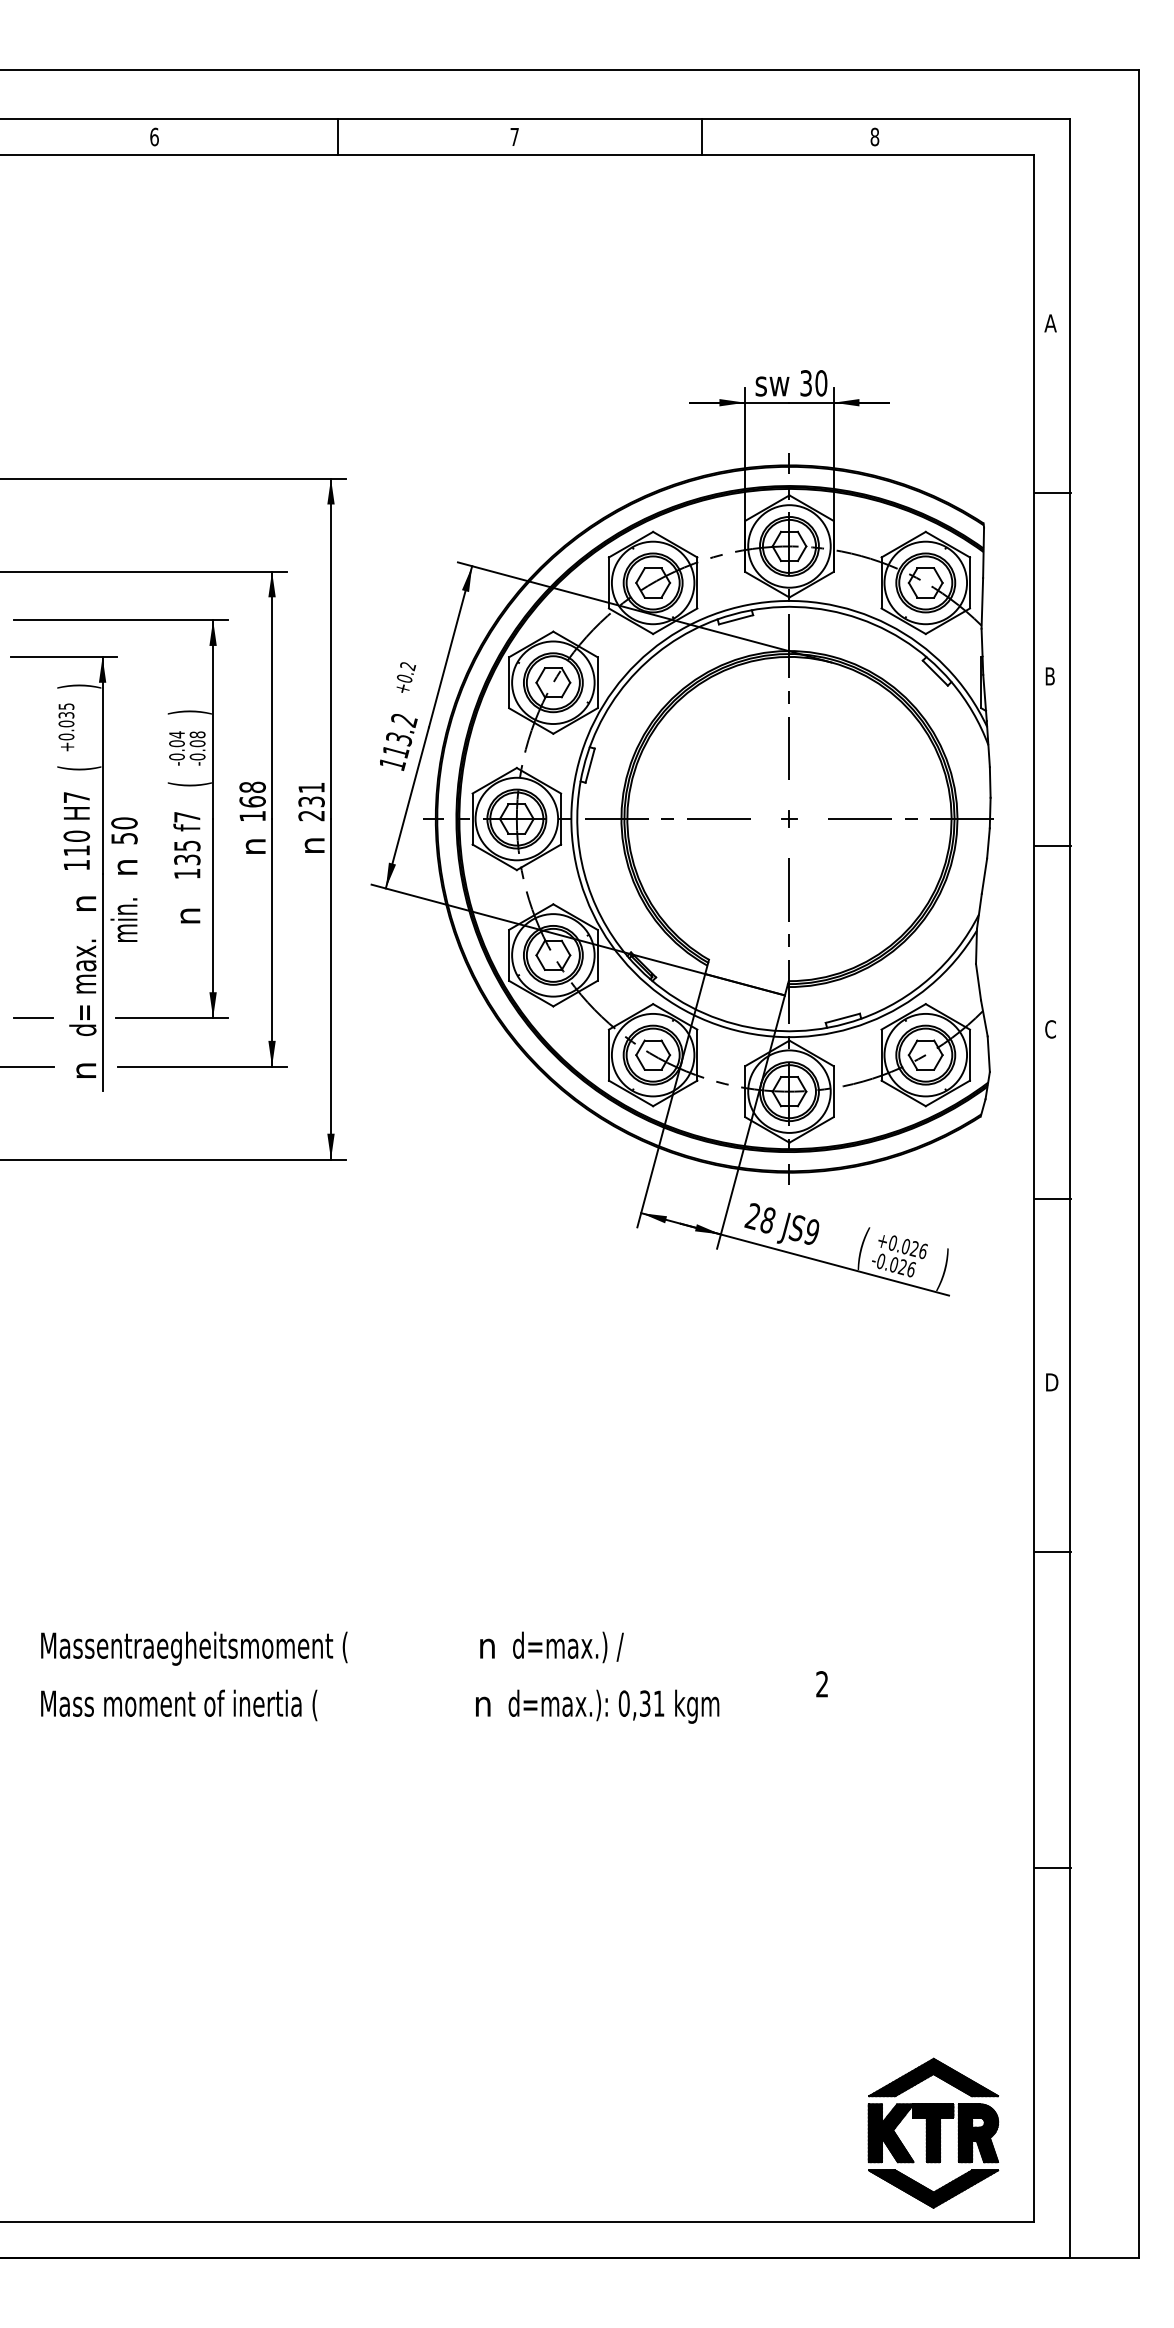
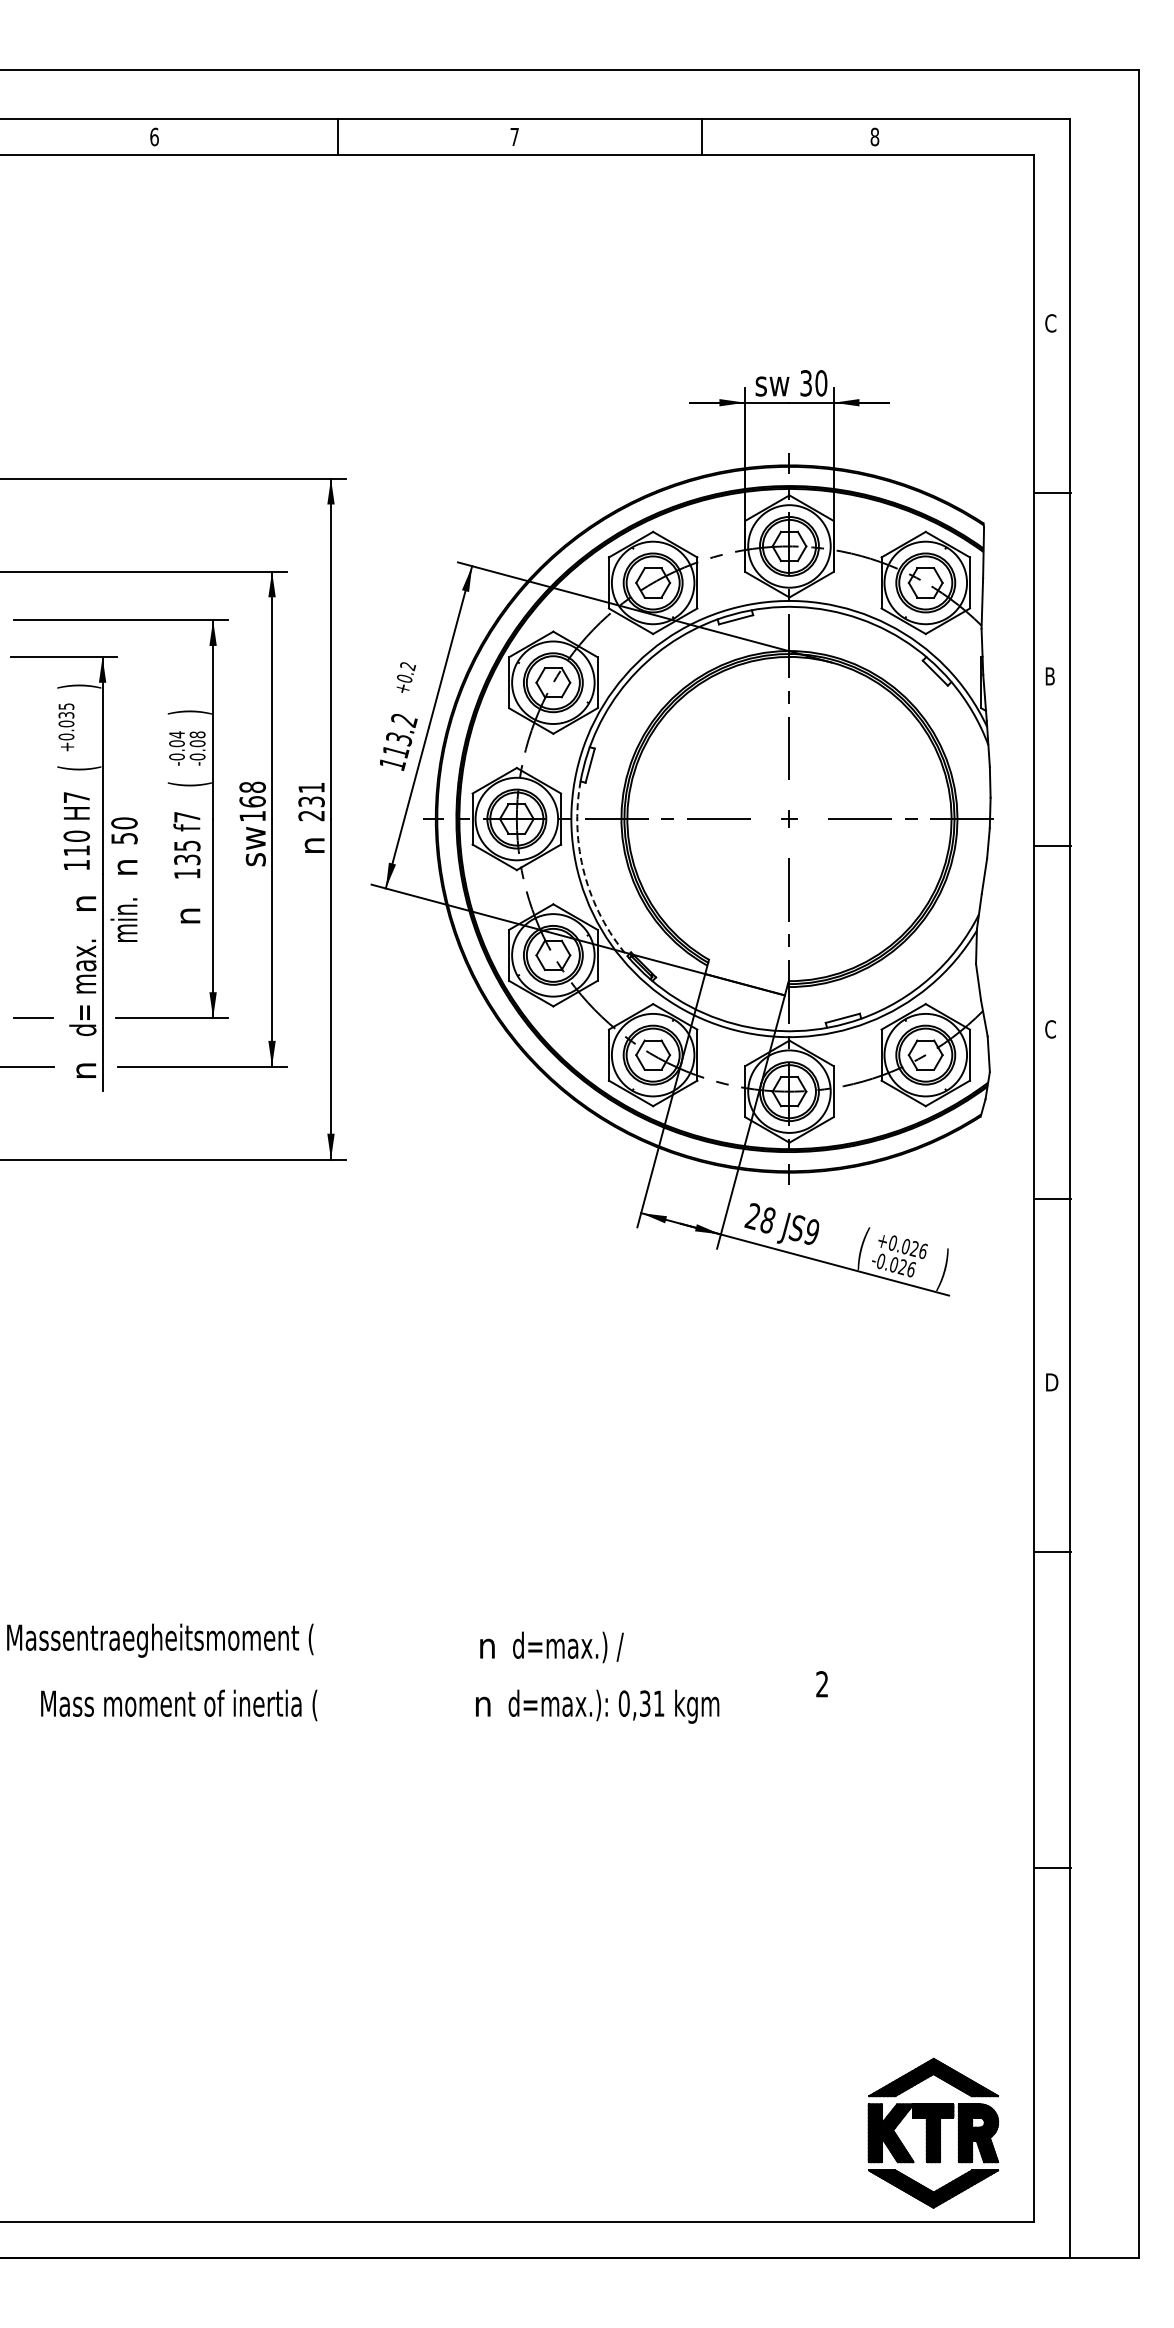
text: A -> C (1050, 323)
text: n -> sw (255, 846)
arc: solid -> dashed (584, 873)
text position: (194, 1648) -> (160, 1640) (160, 1640)
